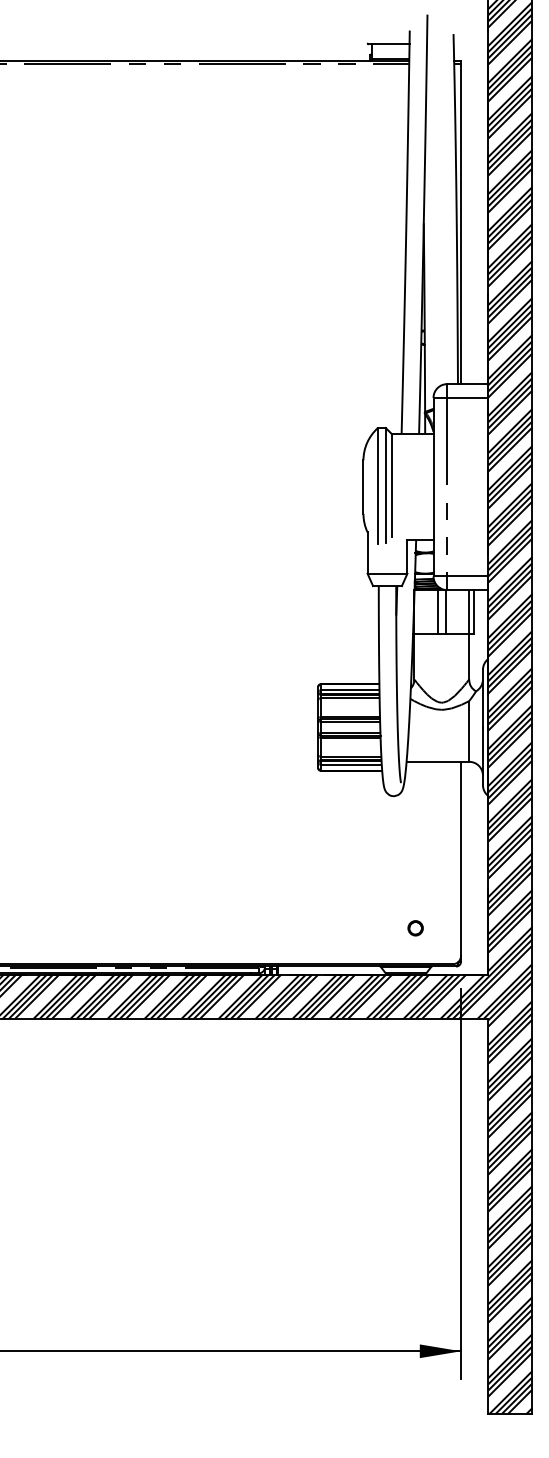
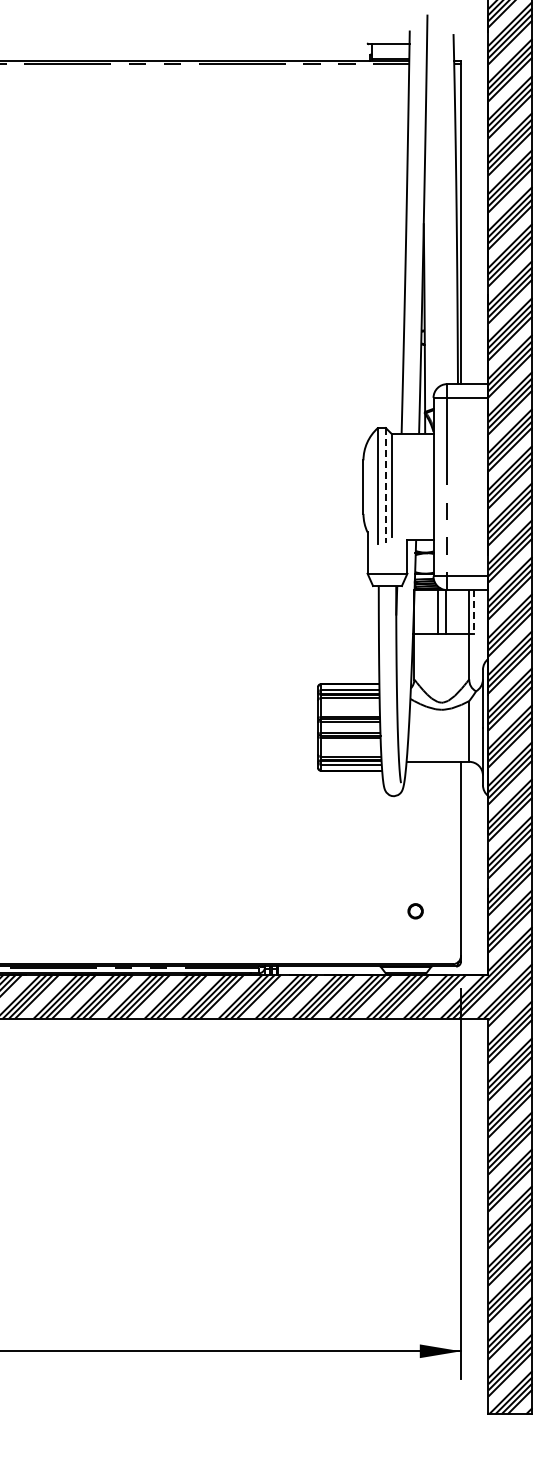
line: solid -> dashed (385, 485)
line: solid -> dashed (473, 612)
circle position: (415, 928) -> (415, 911) (415, 911)
